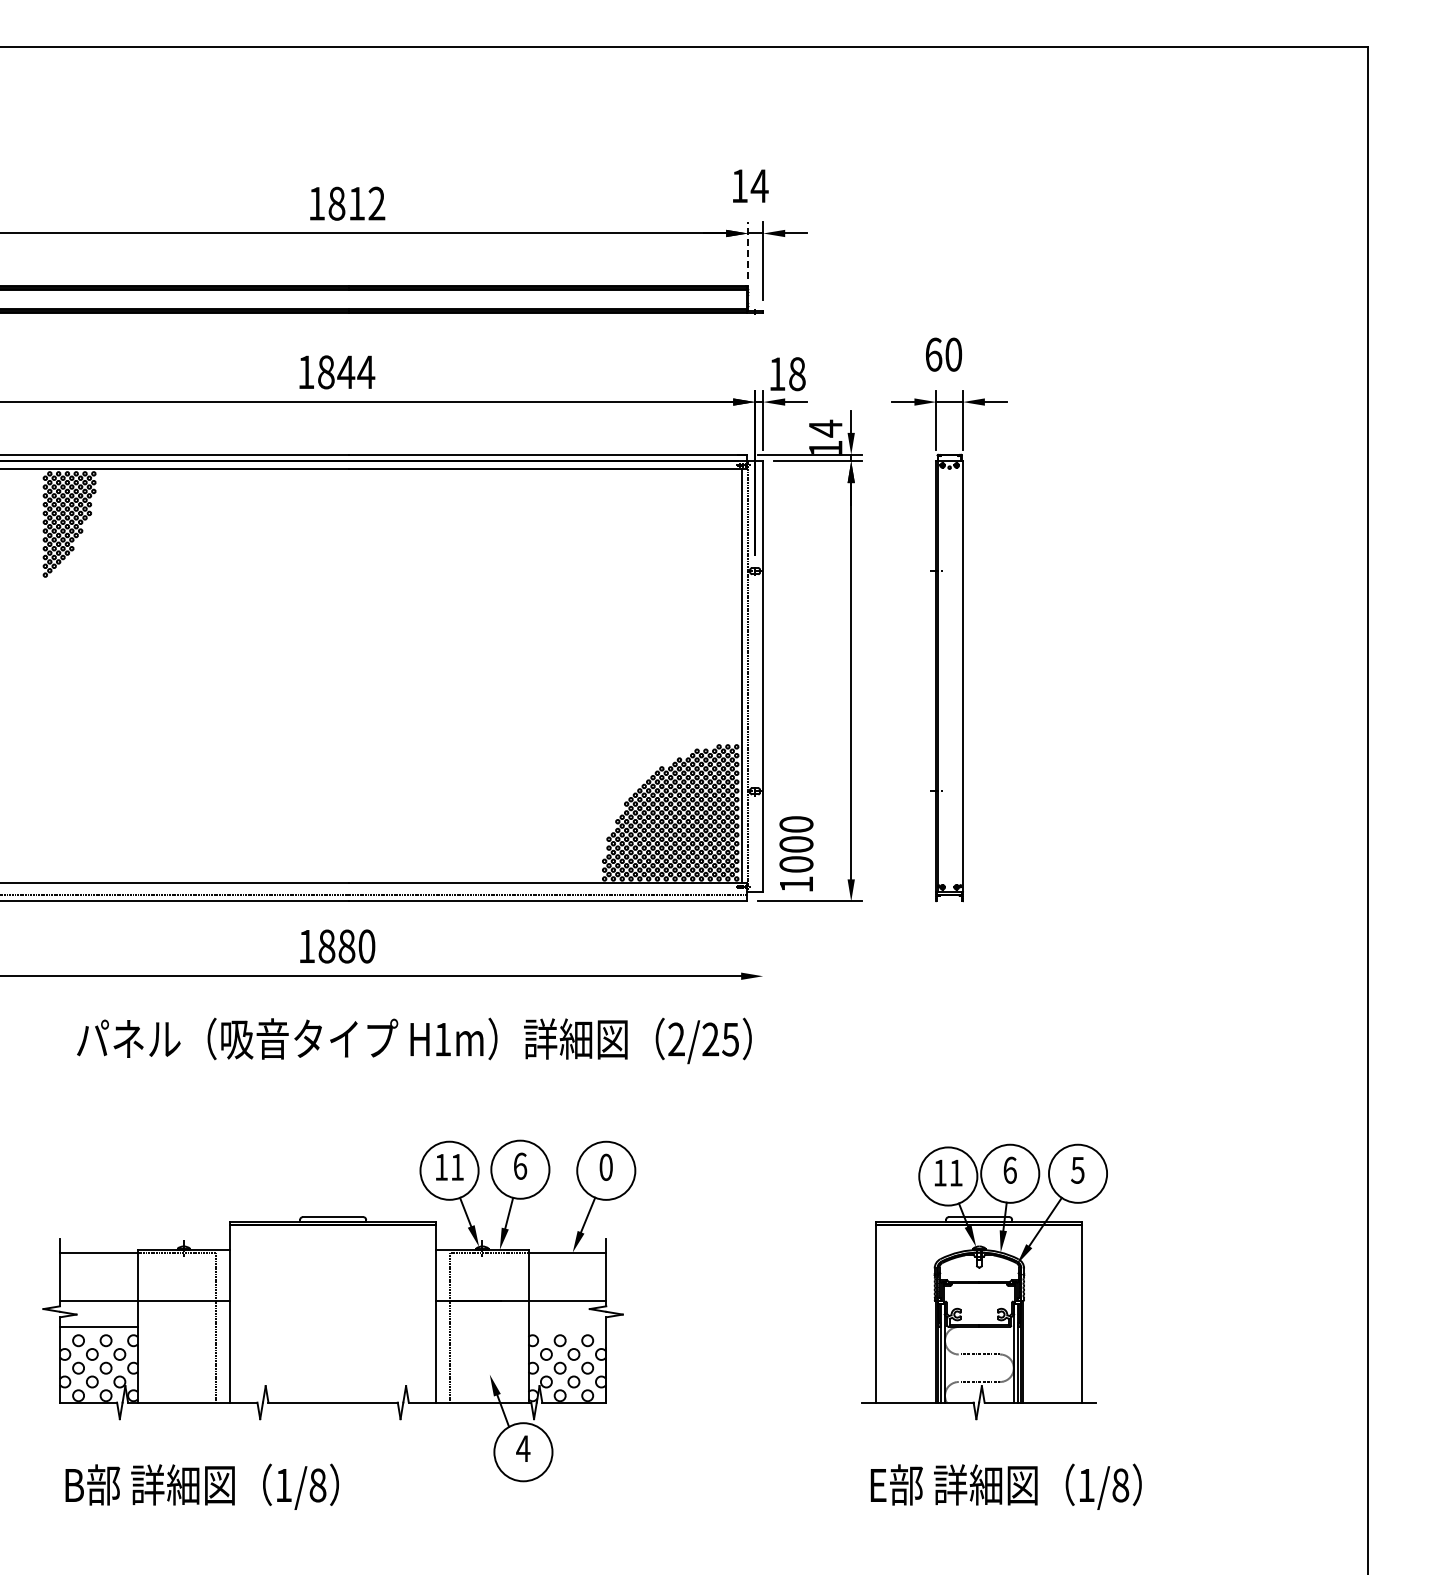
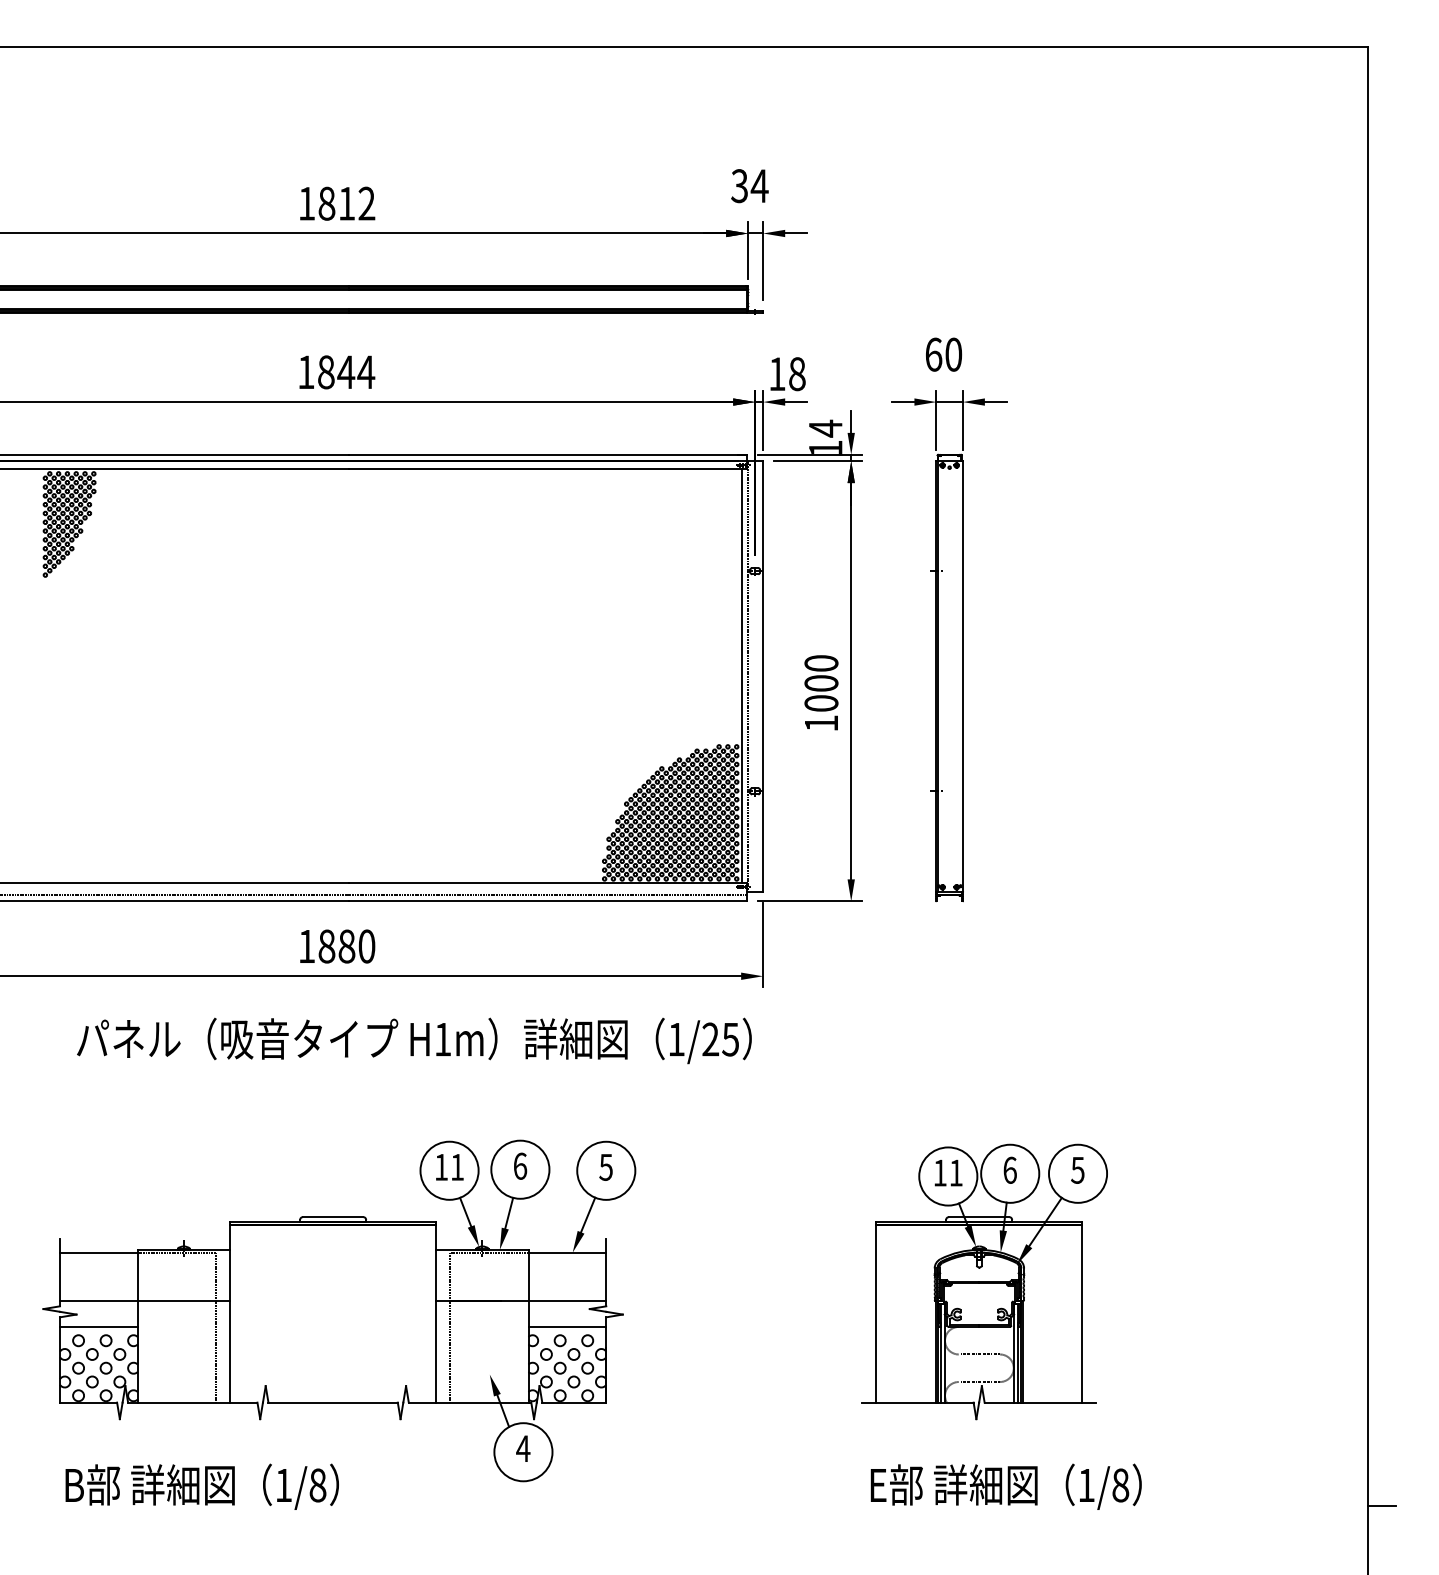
text: 14 -> 34 (739, 186)
text position: (347, 203) -> (337, 203) (337, 203)
line: dashed -> solid (748, 250)
text position: (796, 853) -> (821, 692) (821, 692)
line: none -> present (763, 944)
text: 2/25 -> 1/25 (676, 1039)
text: 0 -> 5 (605, 1166)
line: none -> present (567, 1326)
line: none -> present (1381, 1505)
